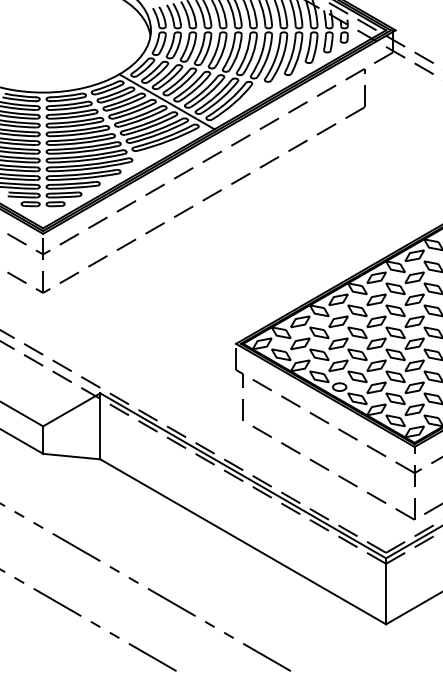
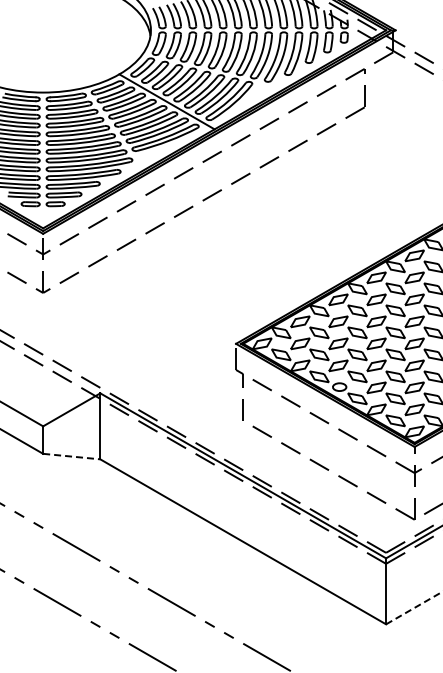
line: solid -> dashed (71, 456)
line: solid -> dashed (414, 607)
